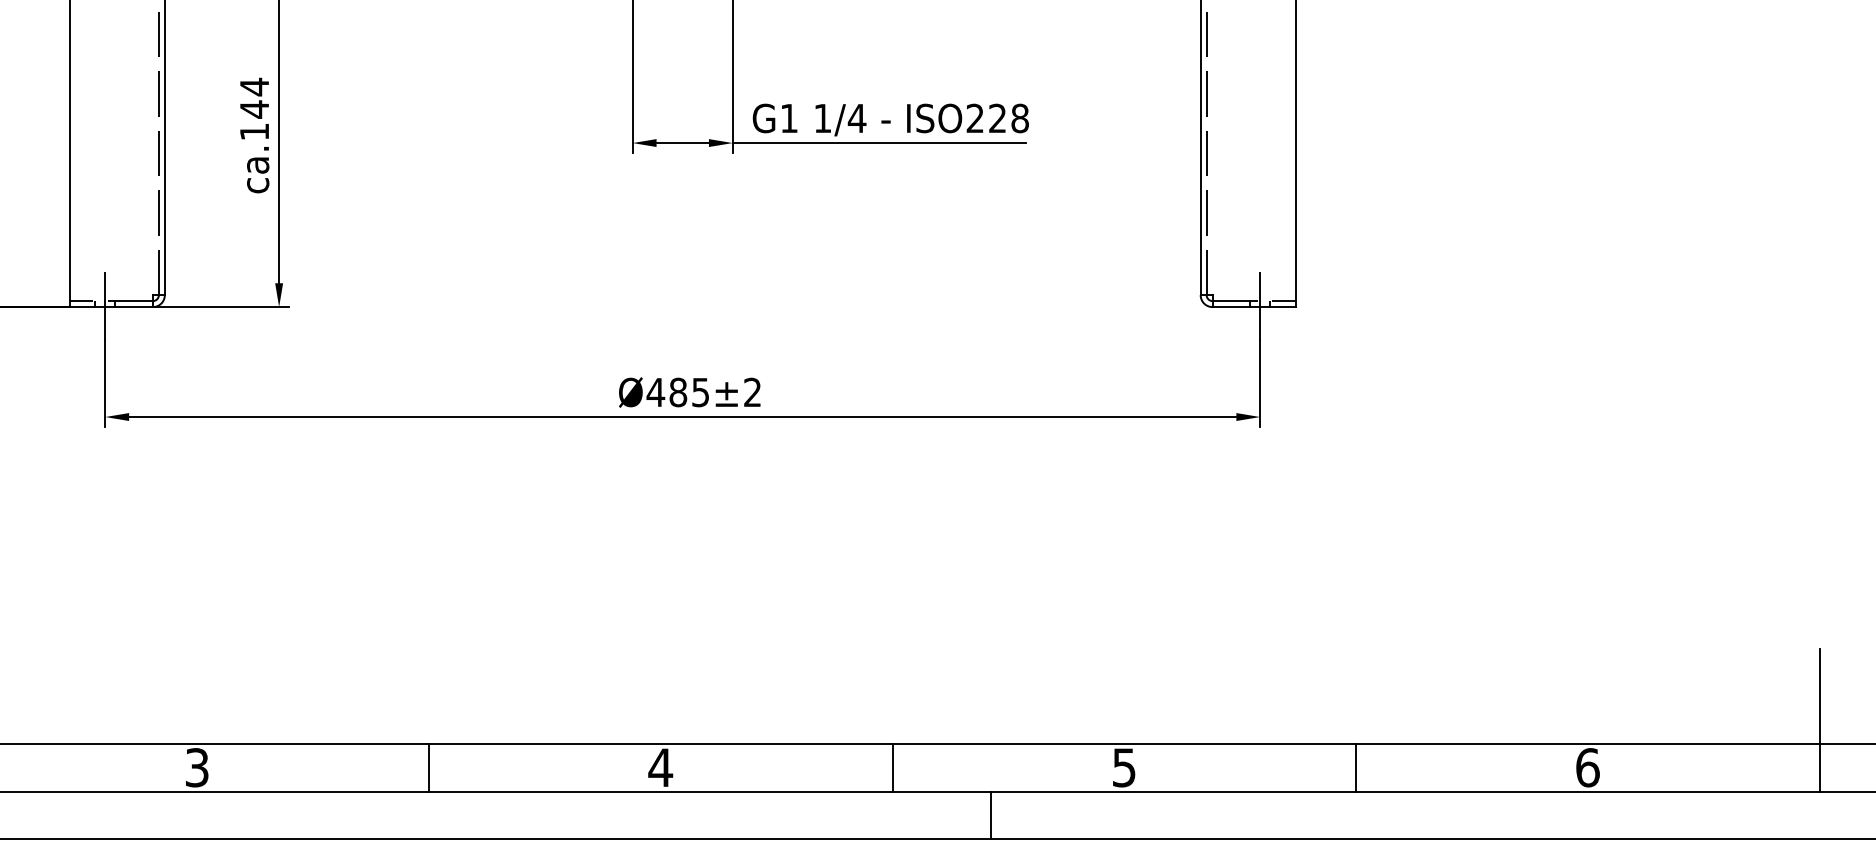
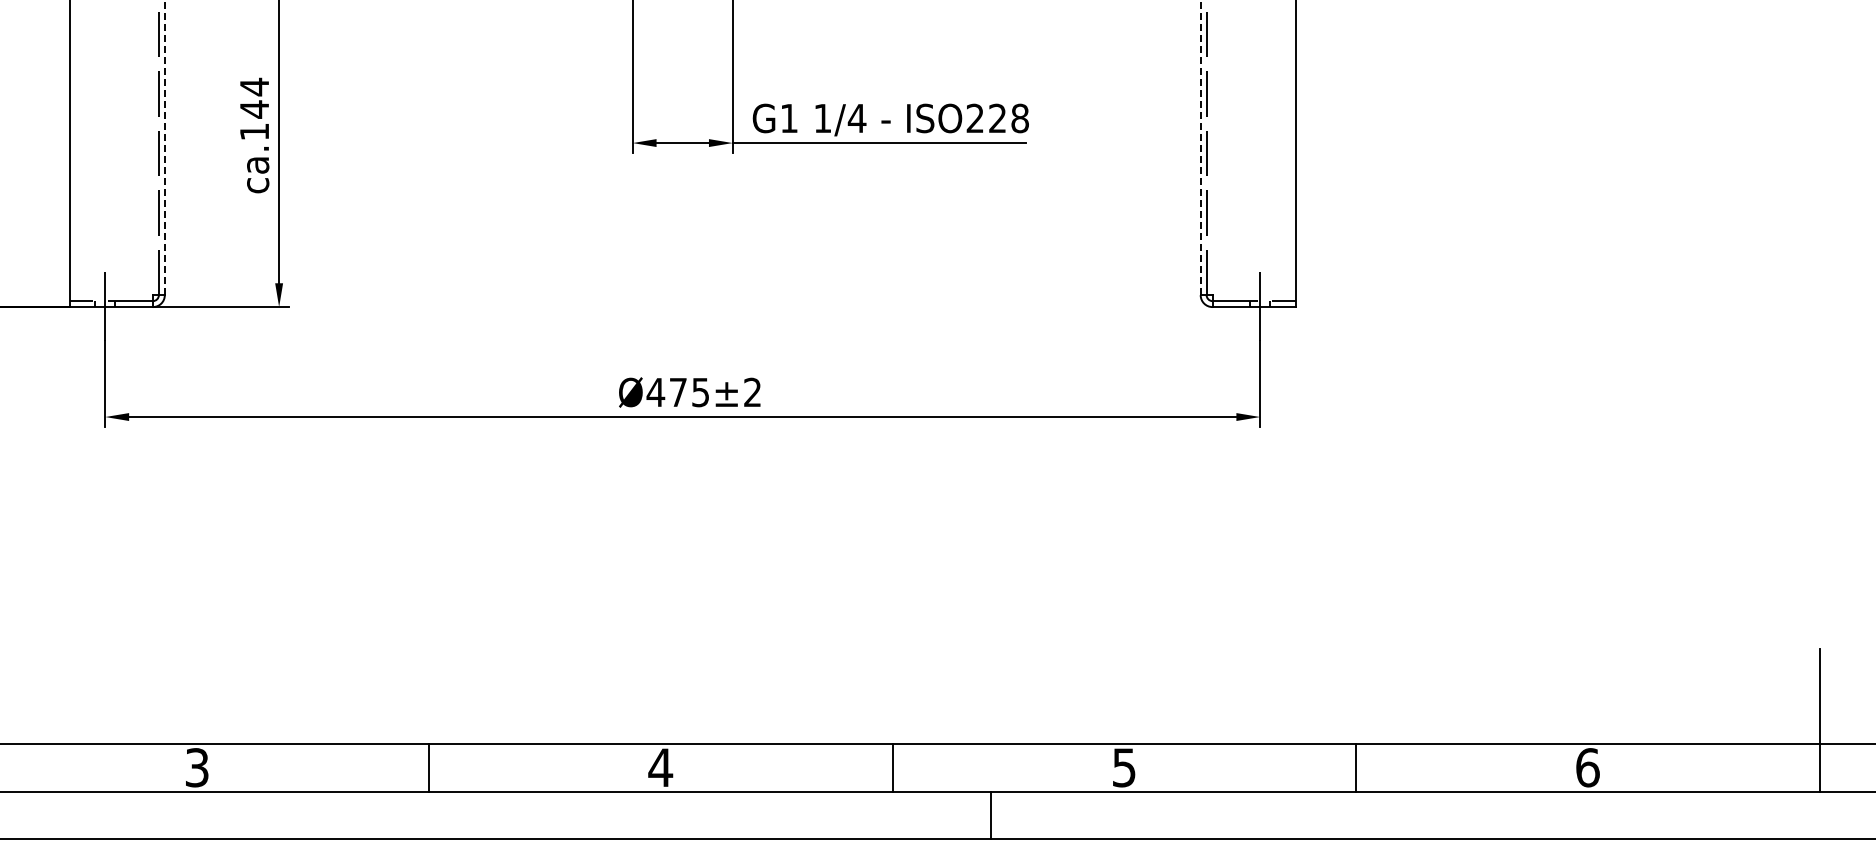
line: solid -> dashed (164, 147)
line: solid -> dashed (1200, 147)
text: Ø485±2 -> Ø475±2 (678, 392)
